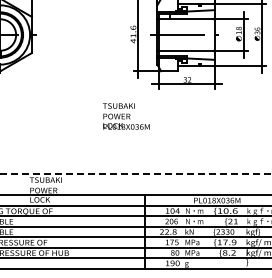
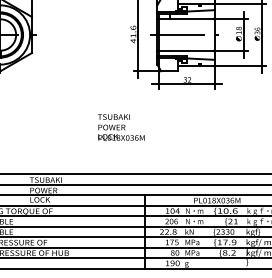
text position: (126, 116) -> (121, 127) (121, 127)
line: dashed -> solid (135, 174)
line: none -> present (135, 184)
